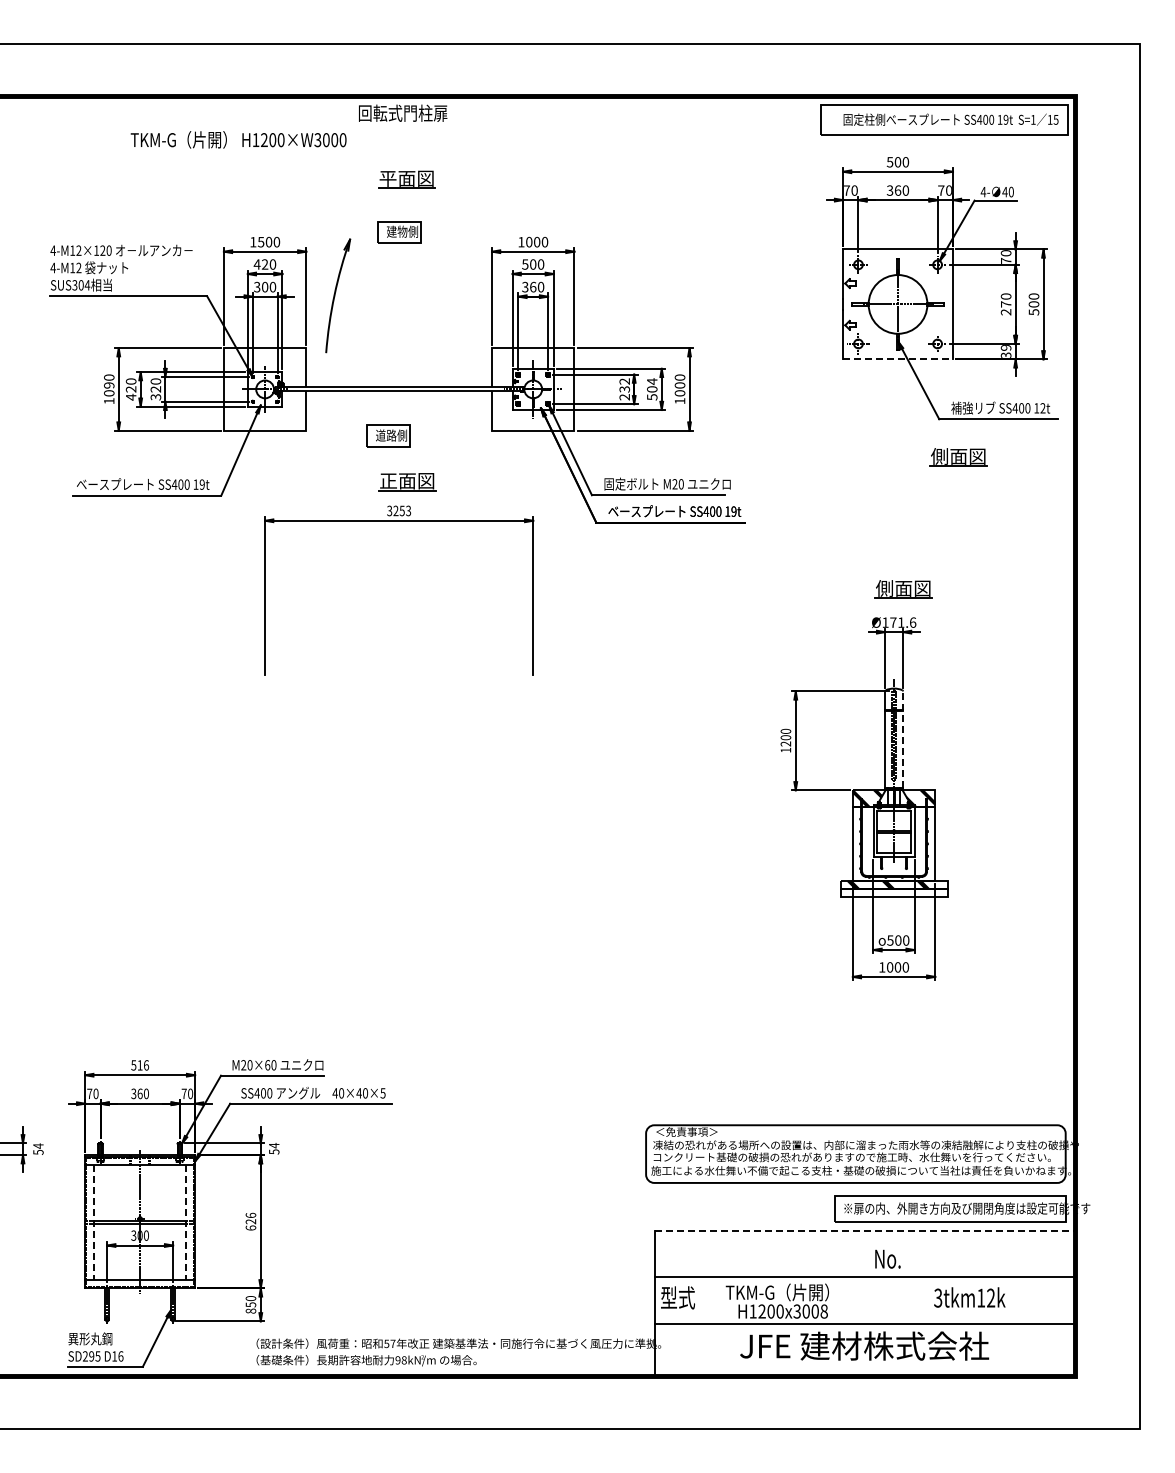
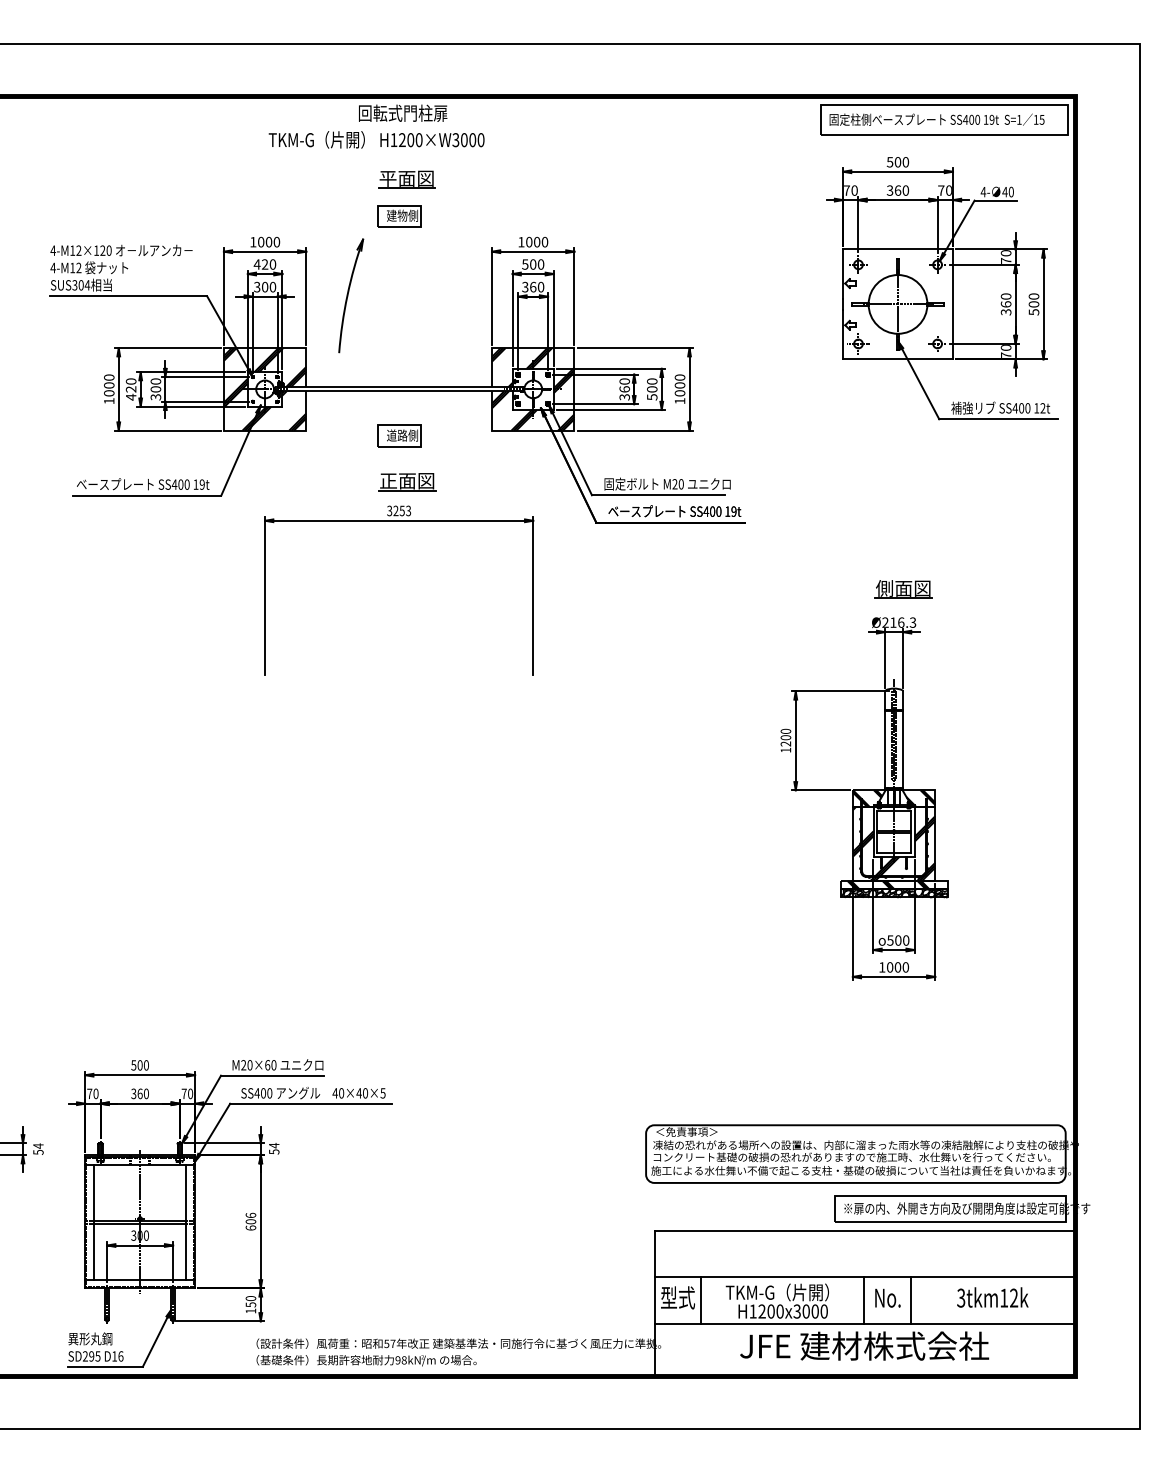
text position: (950, 119) -> (936, 119) (936, 119)
text position: (238, 139) -> (376, 139) (376, 139)
part position: (399, 232) -> (399, 216) (399, 216)
text: 1500 -> 1000 (260, 241)
part position: (338, 295) -> (351, 295) (351, 295)
text: 270 -> 360 (1005, 308)
text: 39 -> 70 (1005, 351)
line: dashed -> solid (898, 359)
text: 504 -> 500 (652, 381)
text: 1090 -> 1000 (109, 385)
text: 320 -> 300 (155, 389)
hatch: none -> present (264, 389)
hatch: none -> present (533, 389)
text: 232 -> 360 (624, 389)
part position: (388, 435) -> (399, 435) (399, 435)
part: present -> none (958, 457)
text: Ø171.6 -> Ø216.3 (899, 622)
line: dashed -> solid (903, 739)
hatch: none -> present (893, 843)
hatch: none -> present (893, 893)
text: 516 -> 500 (143, 1065)
text: 626 -> 606 (250, 1221)
line: dashed -> solid (94, 1222)
line: dashed -> solid (186, 1222)
line: dashed -> solid (864, 1230)
text position: (887, 1258) -> (887, 1297) (887, 1297)
text position: (969, 1297) -> (992, 1297) (992, 1297)
line: none -> present (701, 1300)
line: none -> present (864, 1300)
line: none -> present (911, 1300)
text: 850 -> 150 (250, 1310)
text: H1200x3008 -> H1200x3000 (823, 1311)
